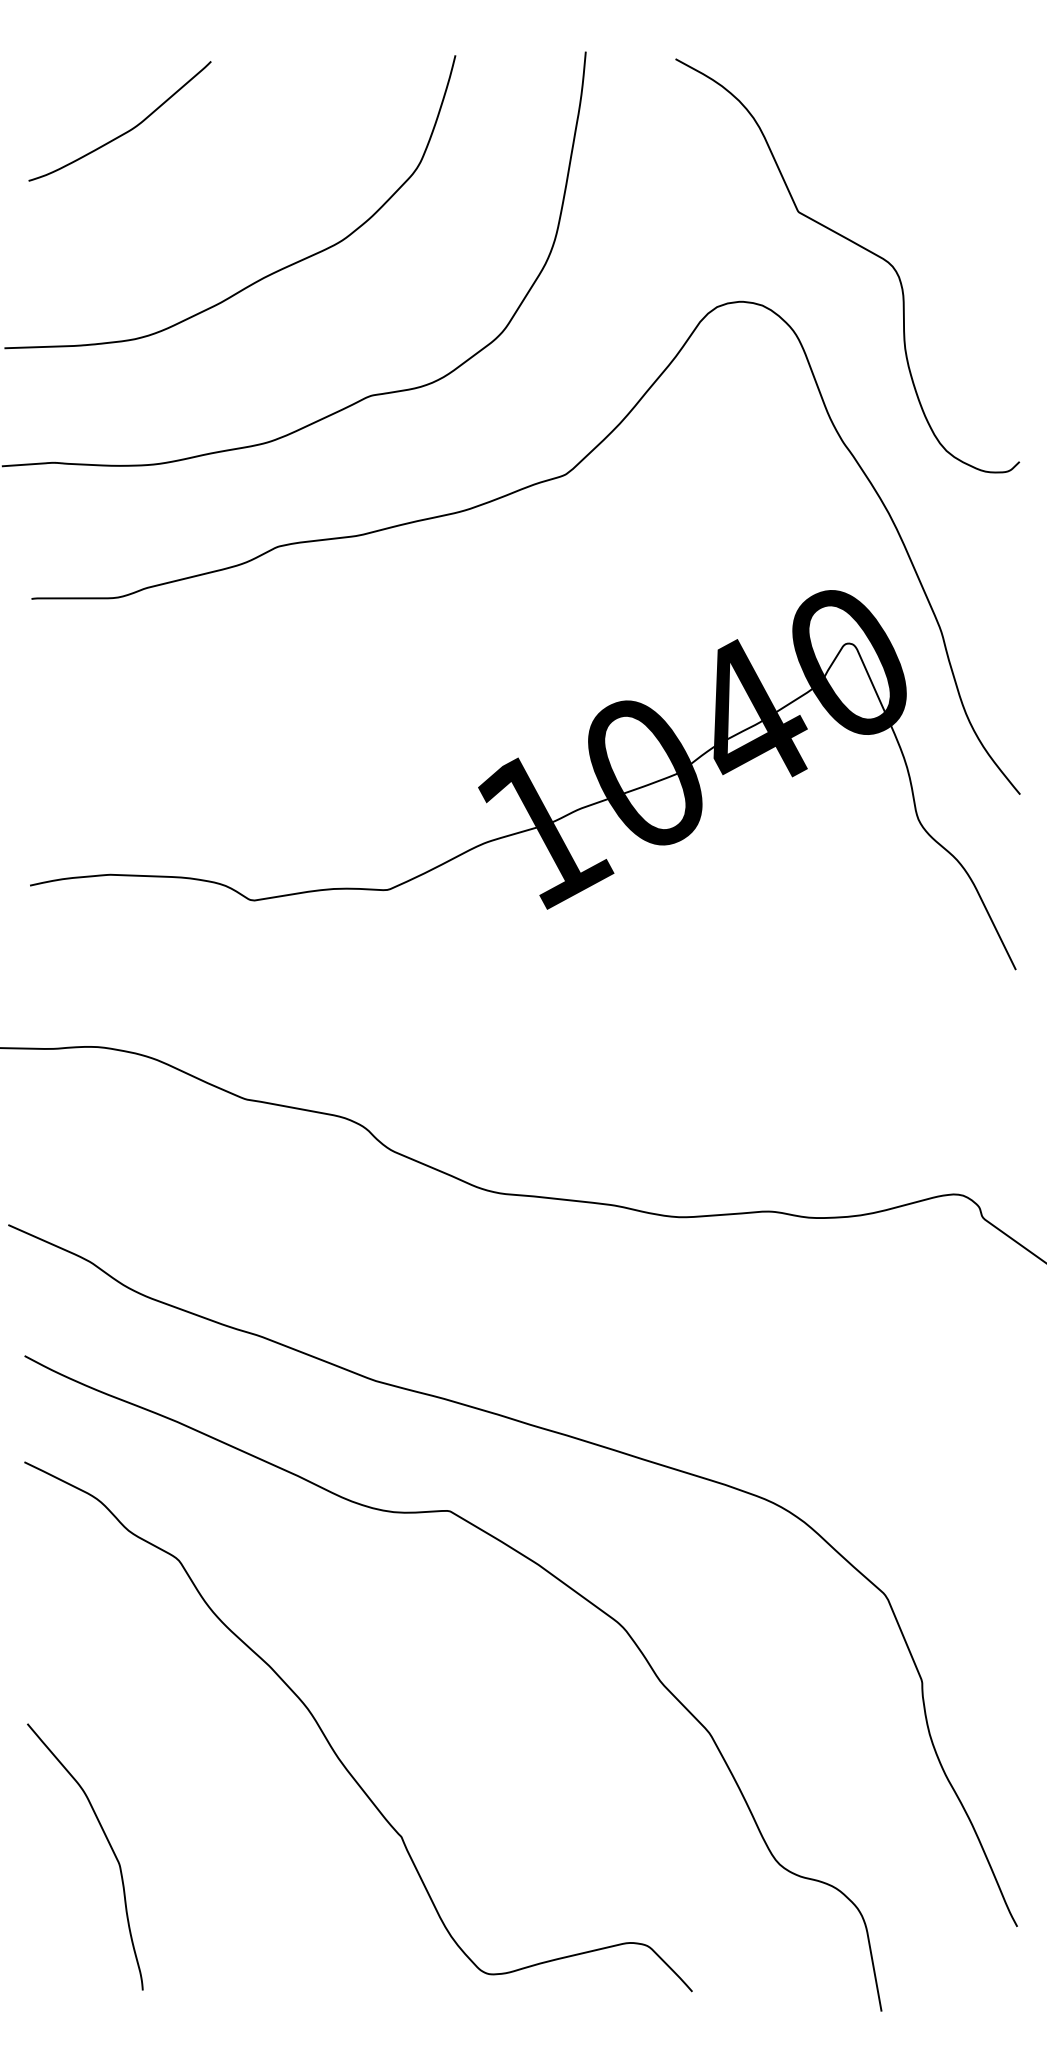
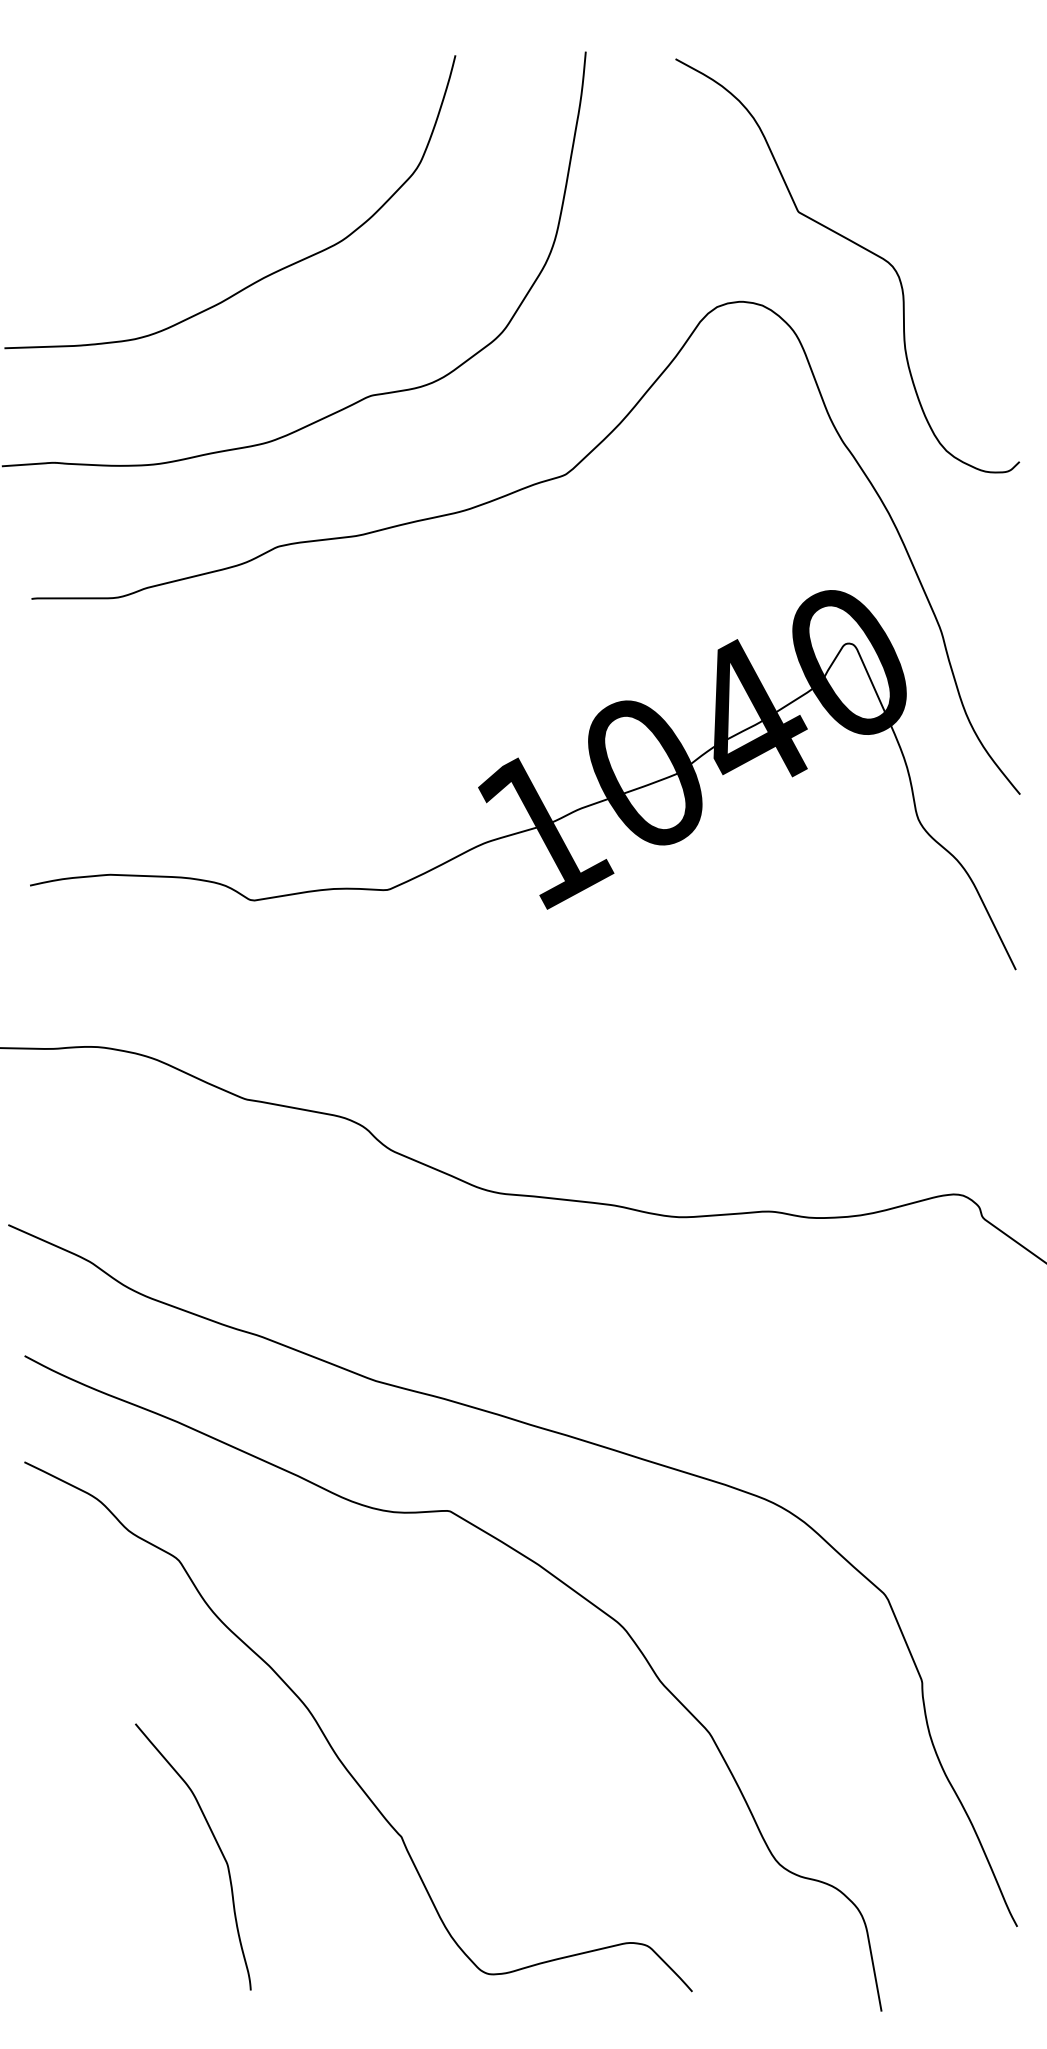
curve: present -> none (124, 132)
curve position: (110, 1848) -> (218, 1848) (218, 1848)
